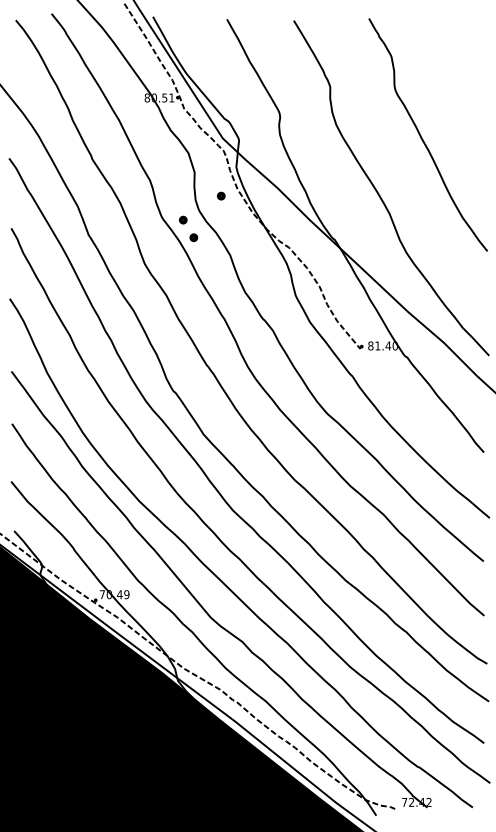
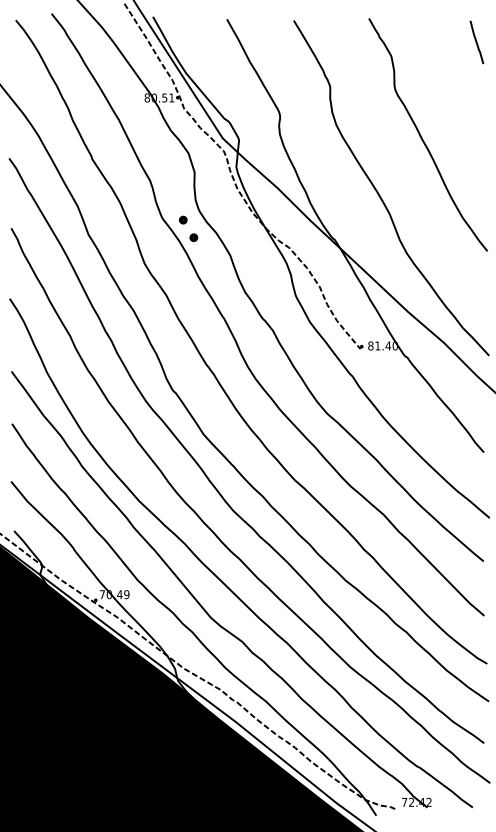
line: none -> present (476, 42)
part: present -> none (221, 195)
